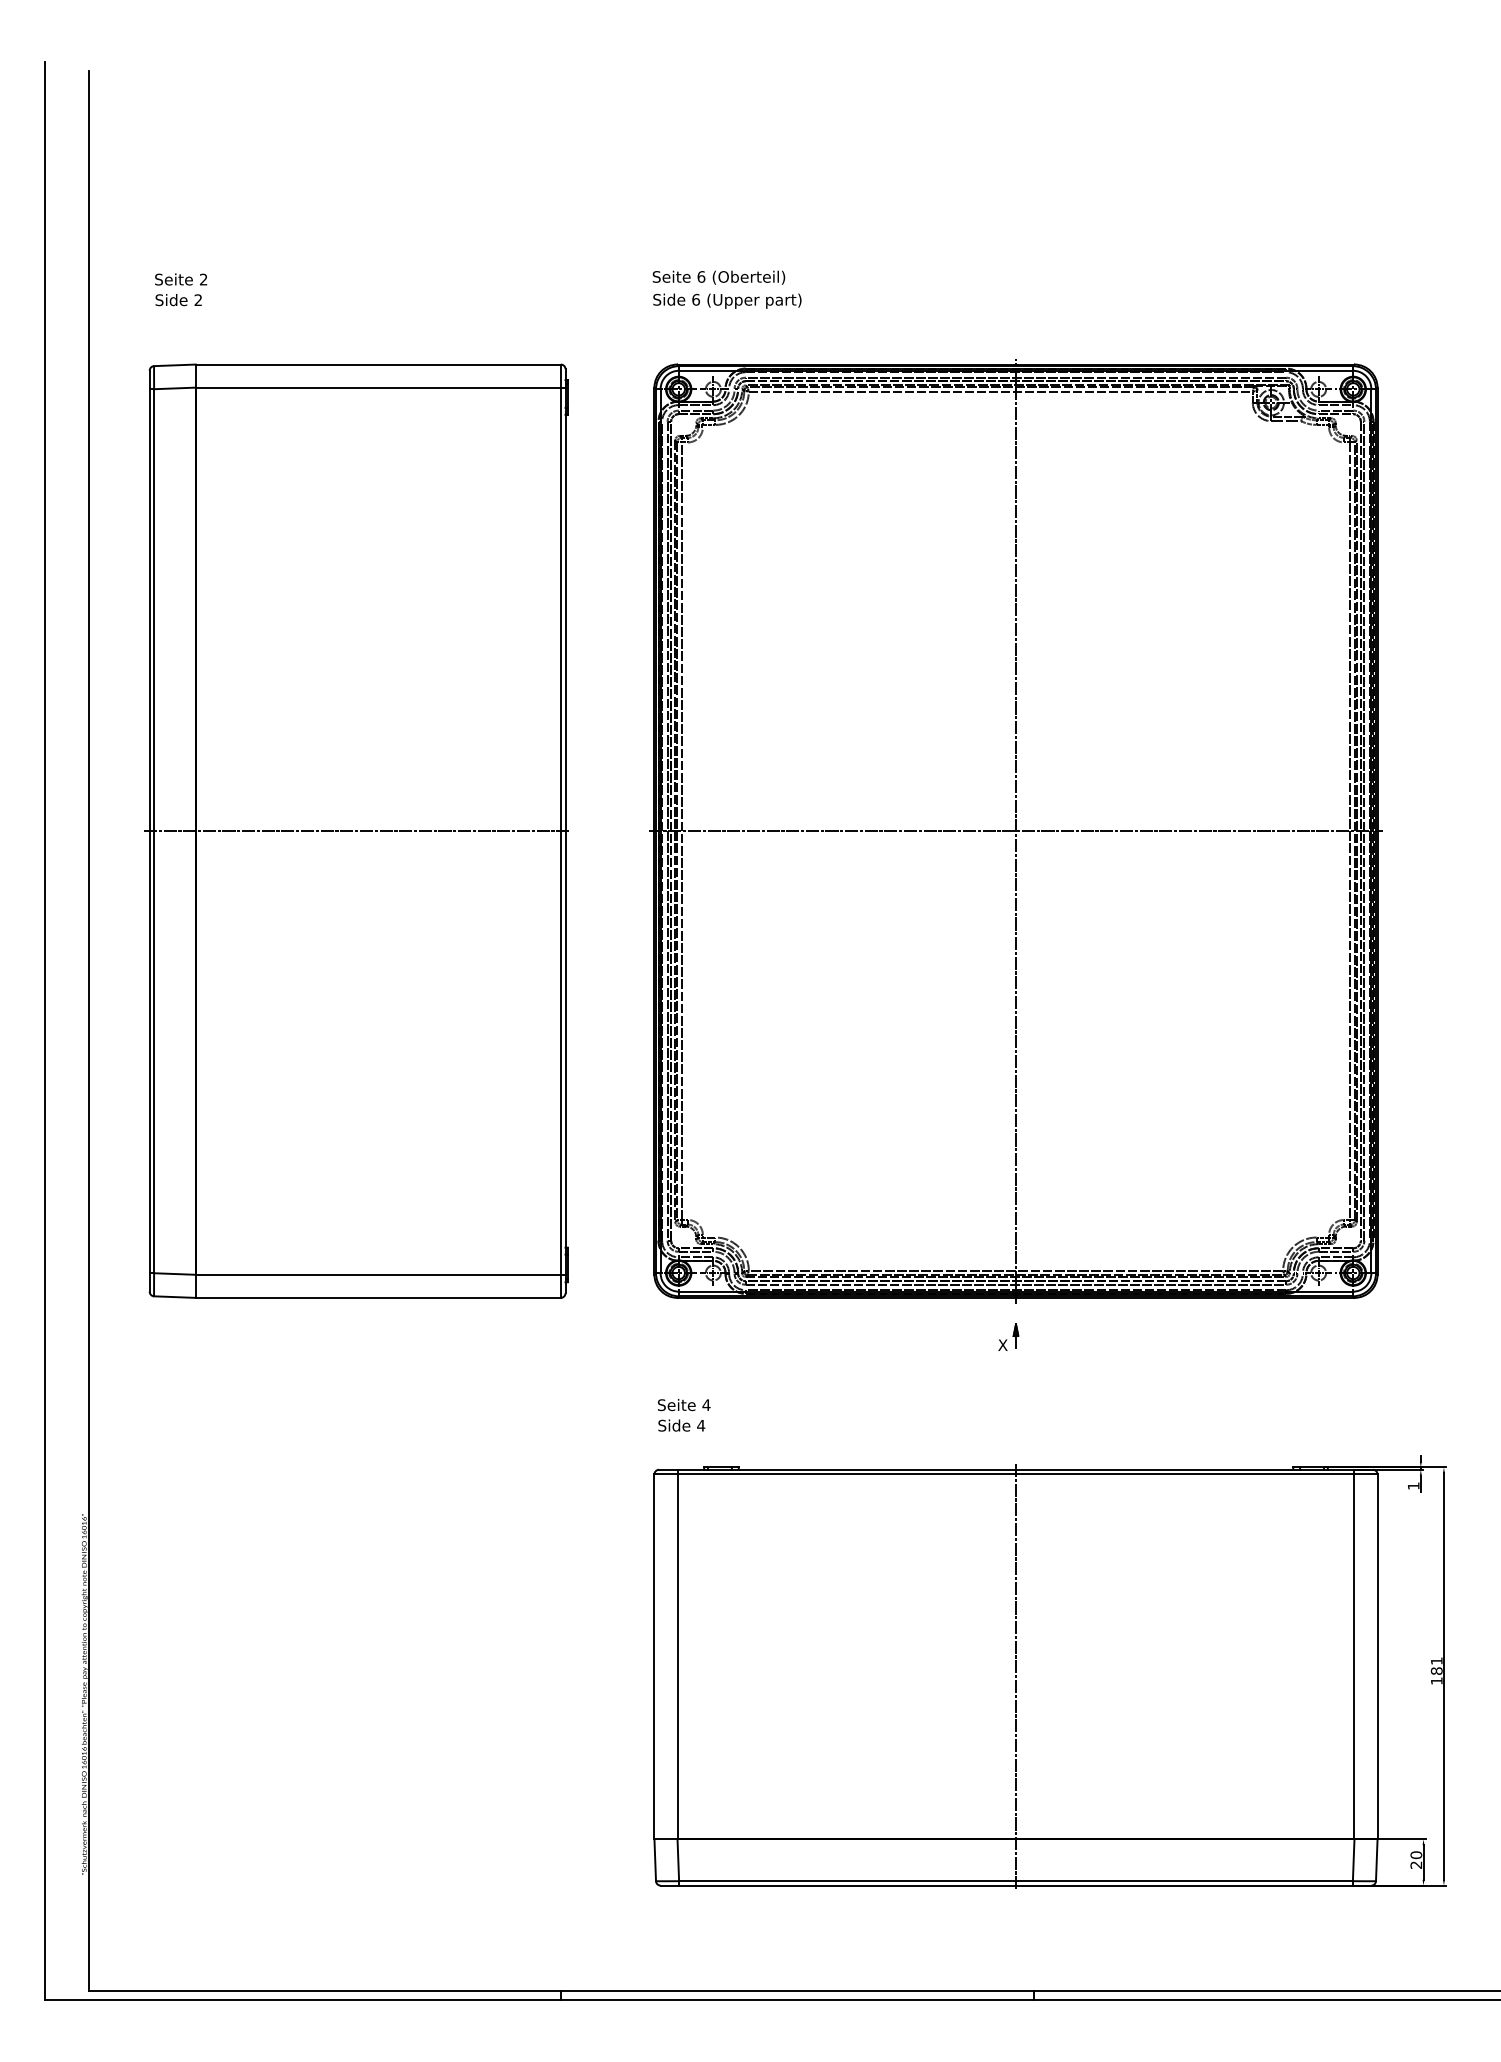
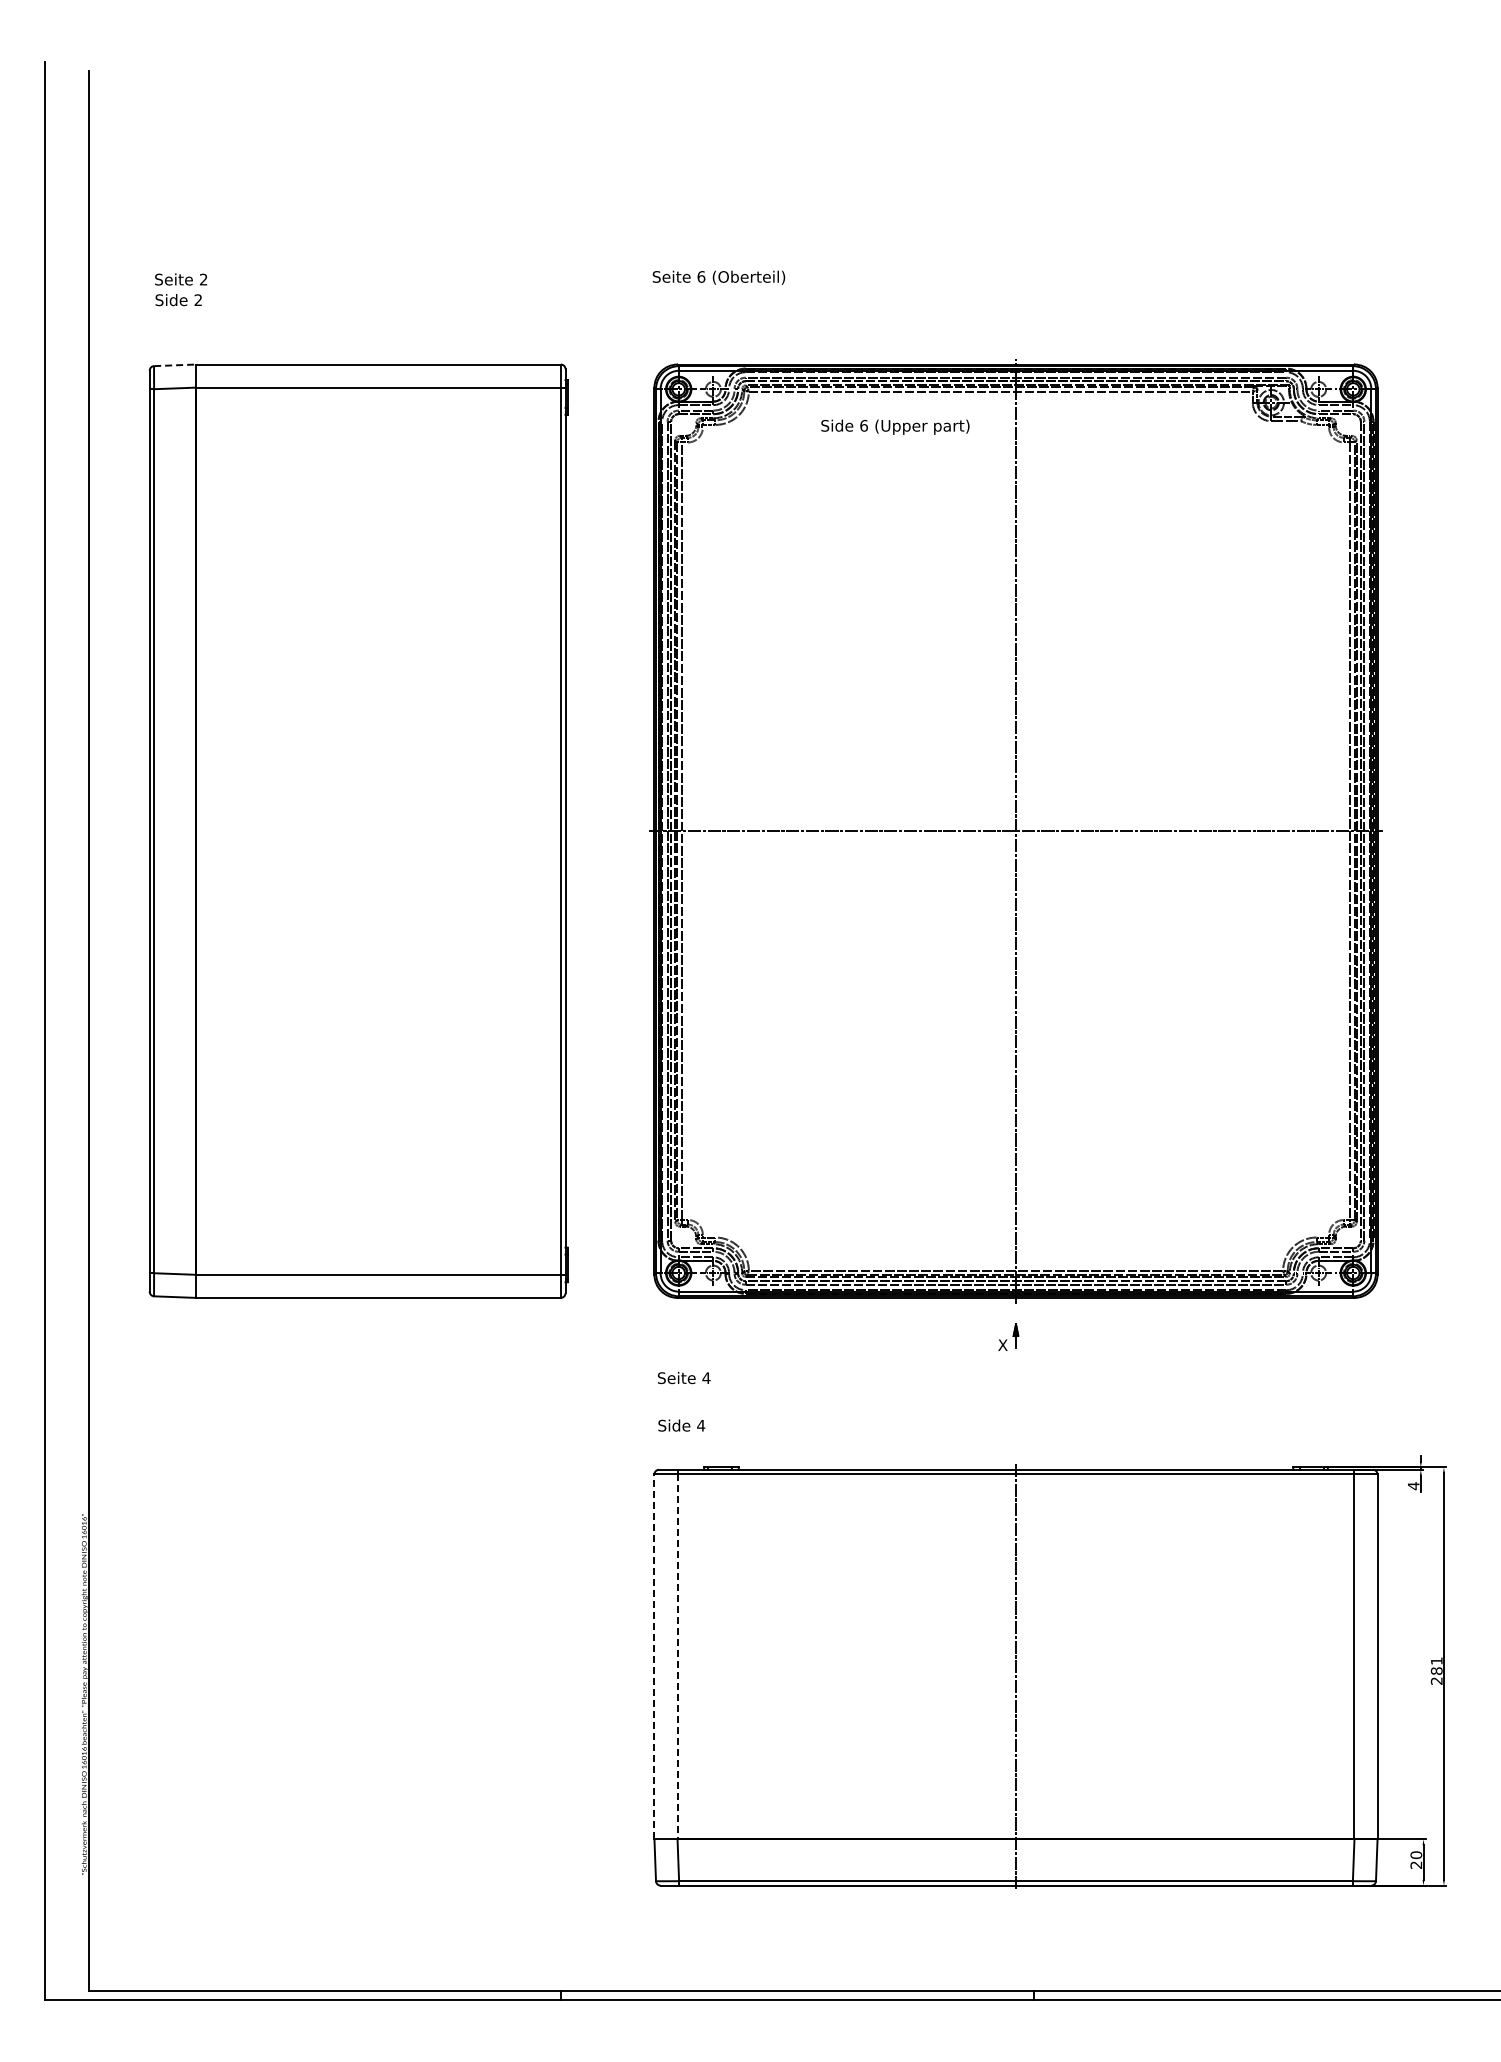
text position: (727, 300) -> (895, 426) (895, 426)
line: solid -> dashed (175, 365)
line: present -> none (357, 831)
text position: (684, 1405) -> (684, 1378) (684, 1378)
text: 1 -> 4 (1413, 1486)
line: solid -> dashed (654, 1656)
line: solid -> dashed (677, 1656)
text: 181 -> 281 (1436, 1680)
